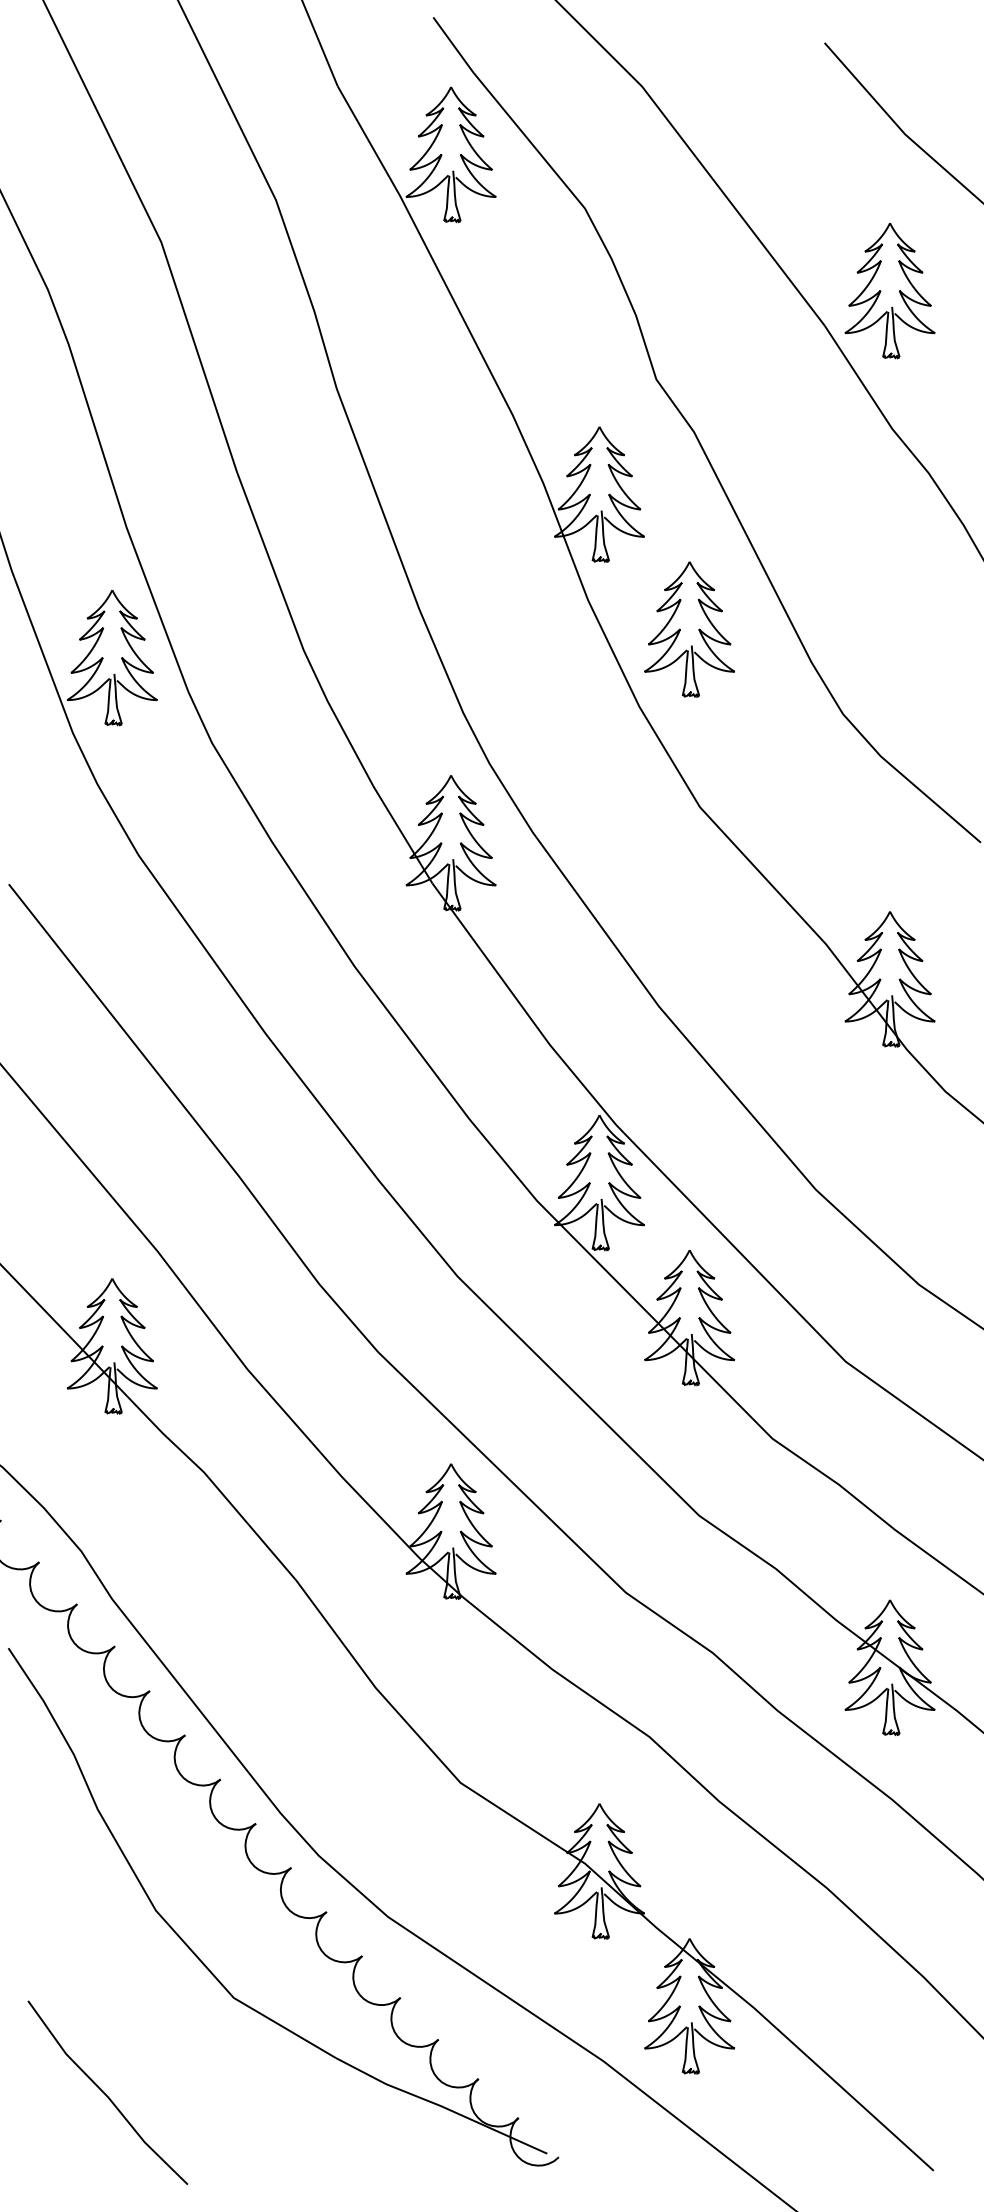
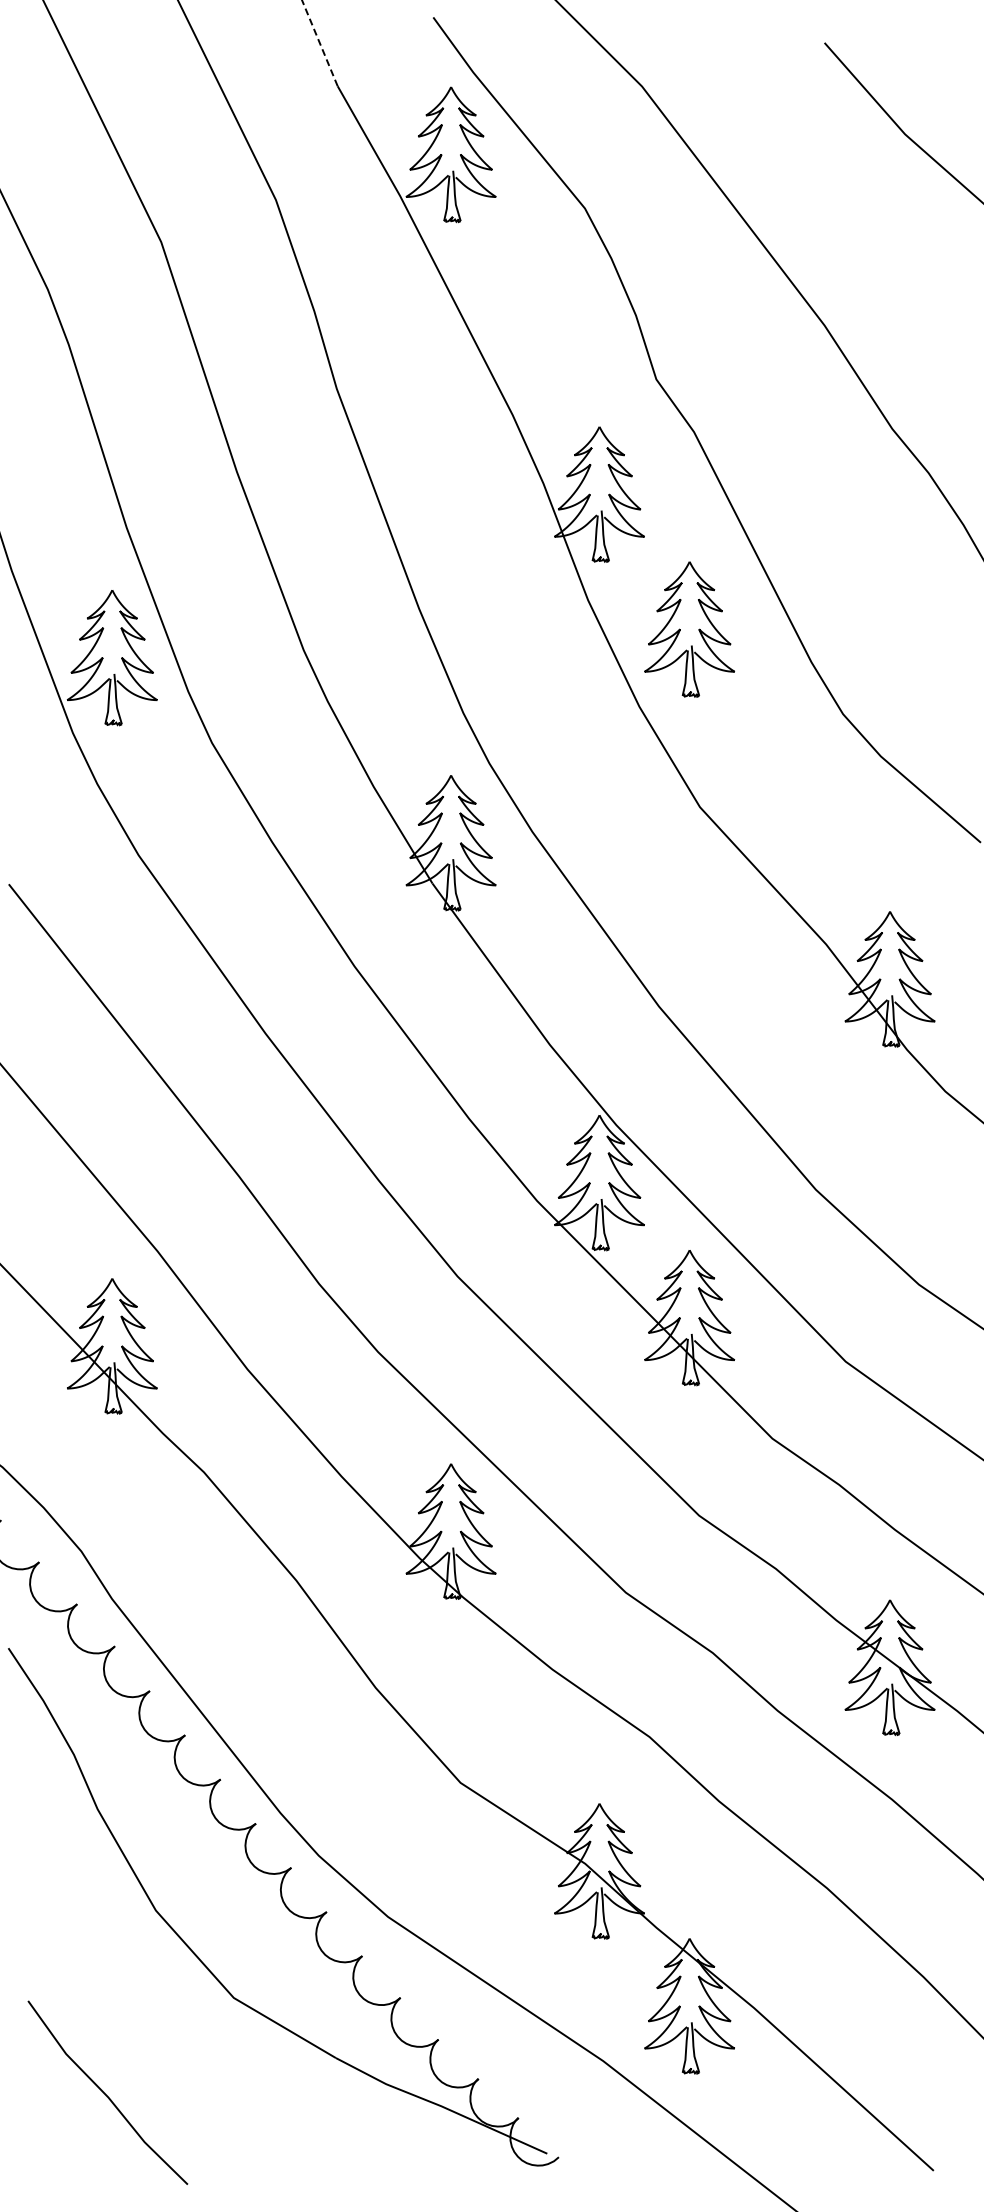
line: solid -> dashed (319, 43)
part: present -> none (889, 291)
